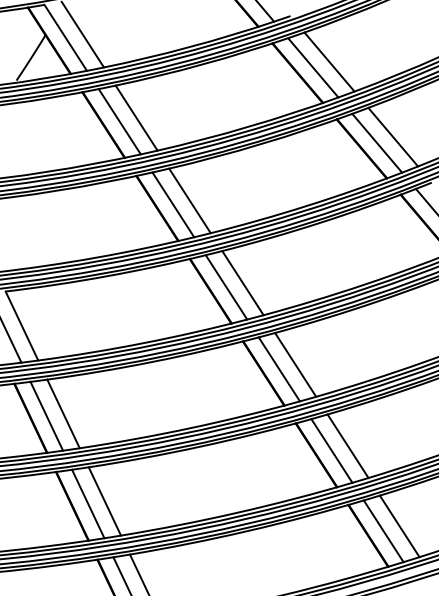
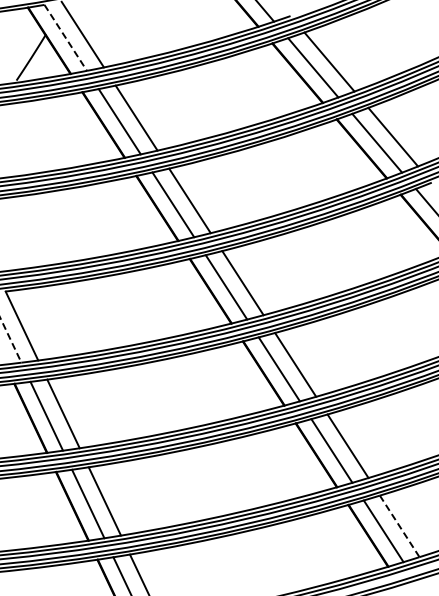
line: solid -> dashed (66, 38)
line: solid -> dashed (10, 340)
line: solid -> dashed (399, 526)
